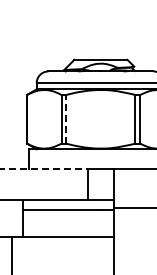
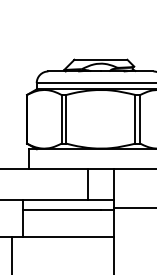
line: dashed -> solid (66, 118)
line: dashed -> solid (44, 168)
